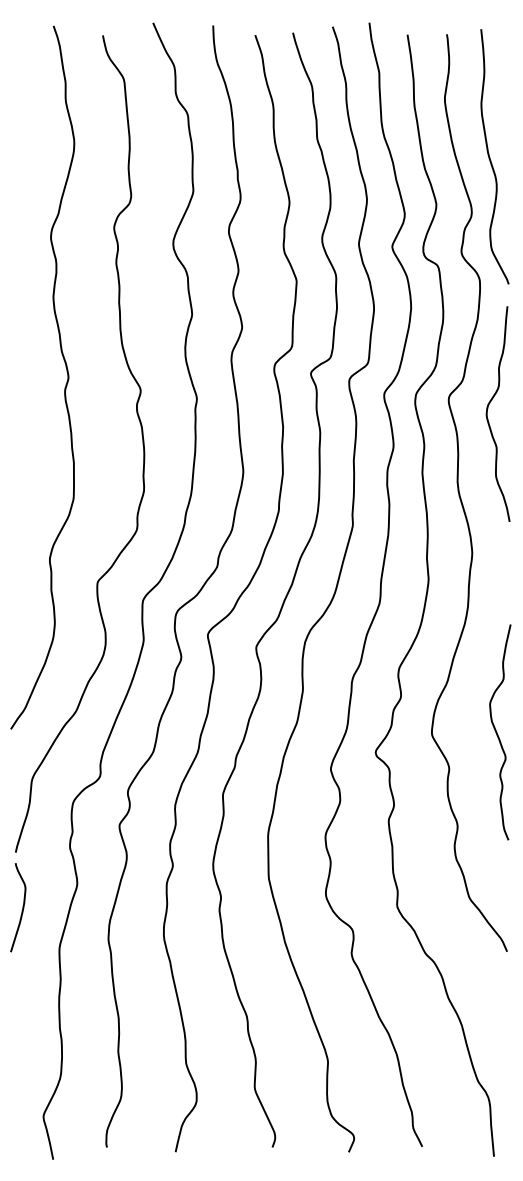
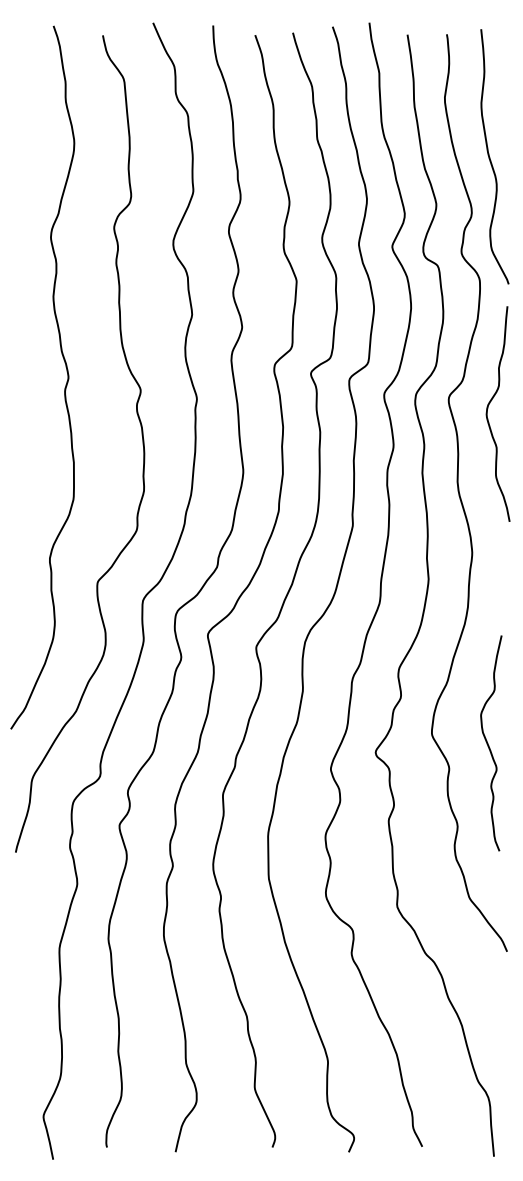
curve position: (498, 734) -> (489, 745) (489, 745)
curve: present -> none (22, 907)
